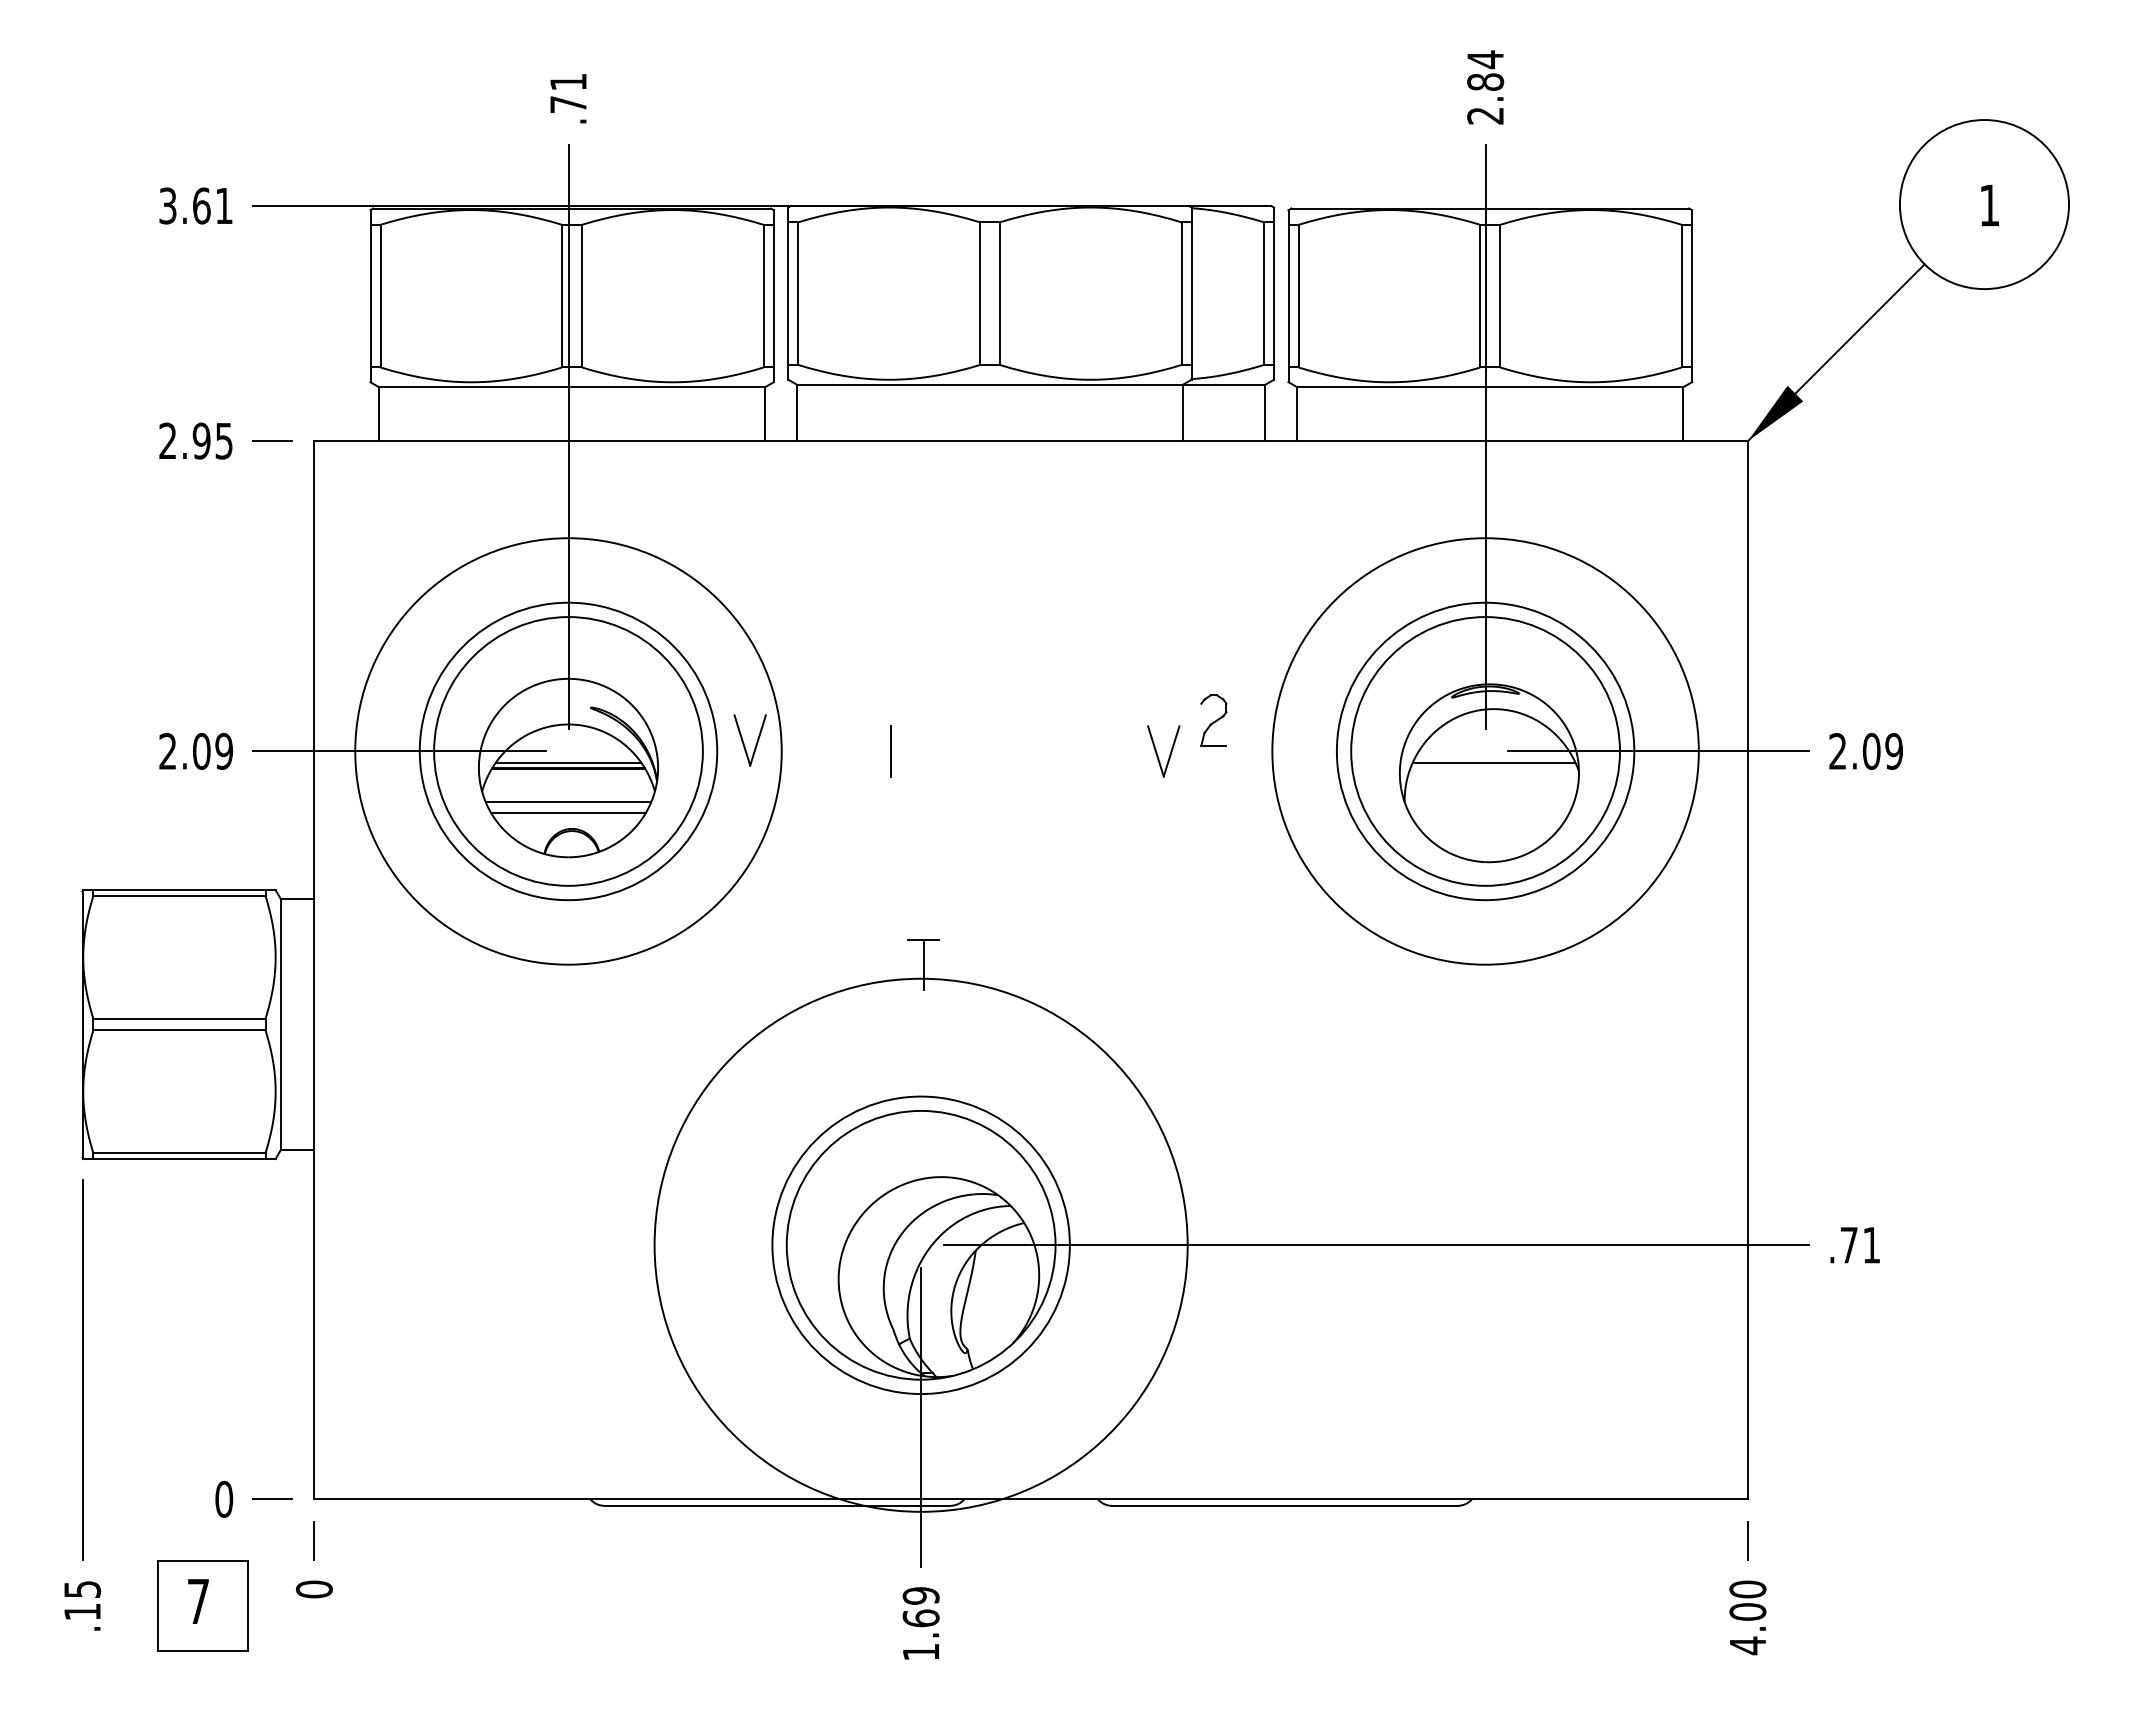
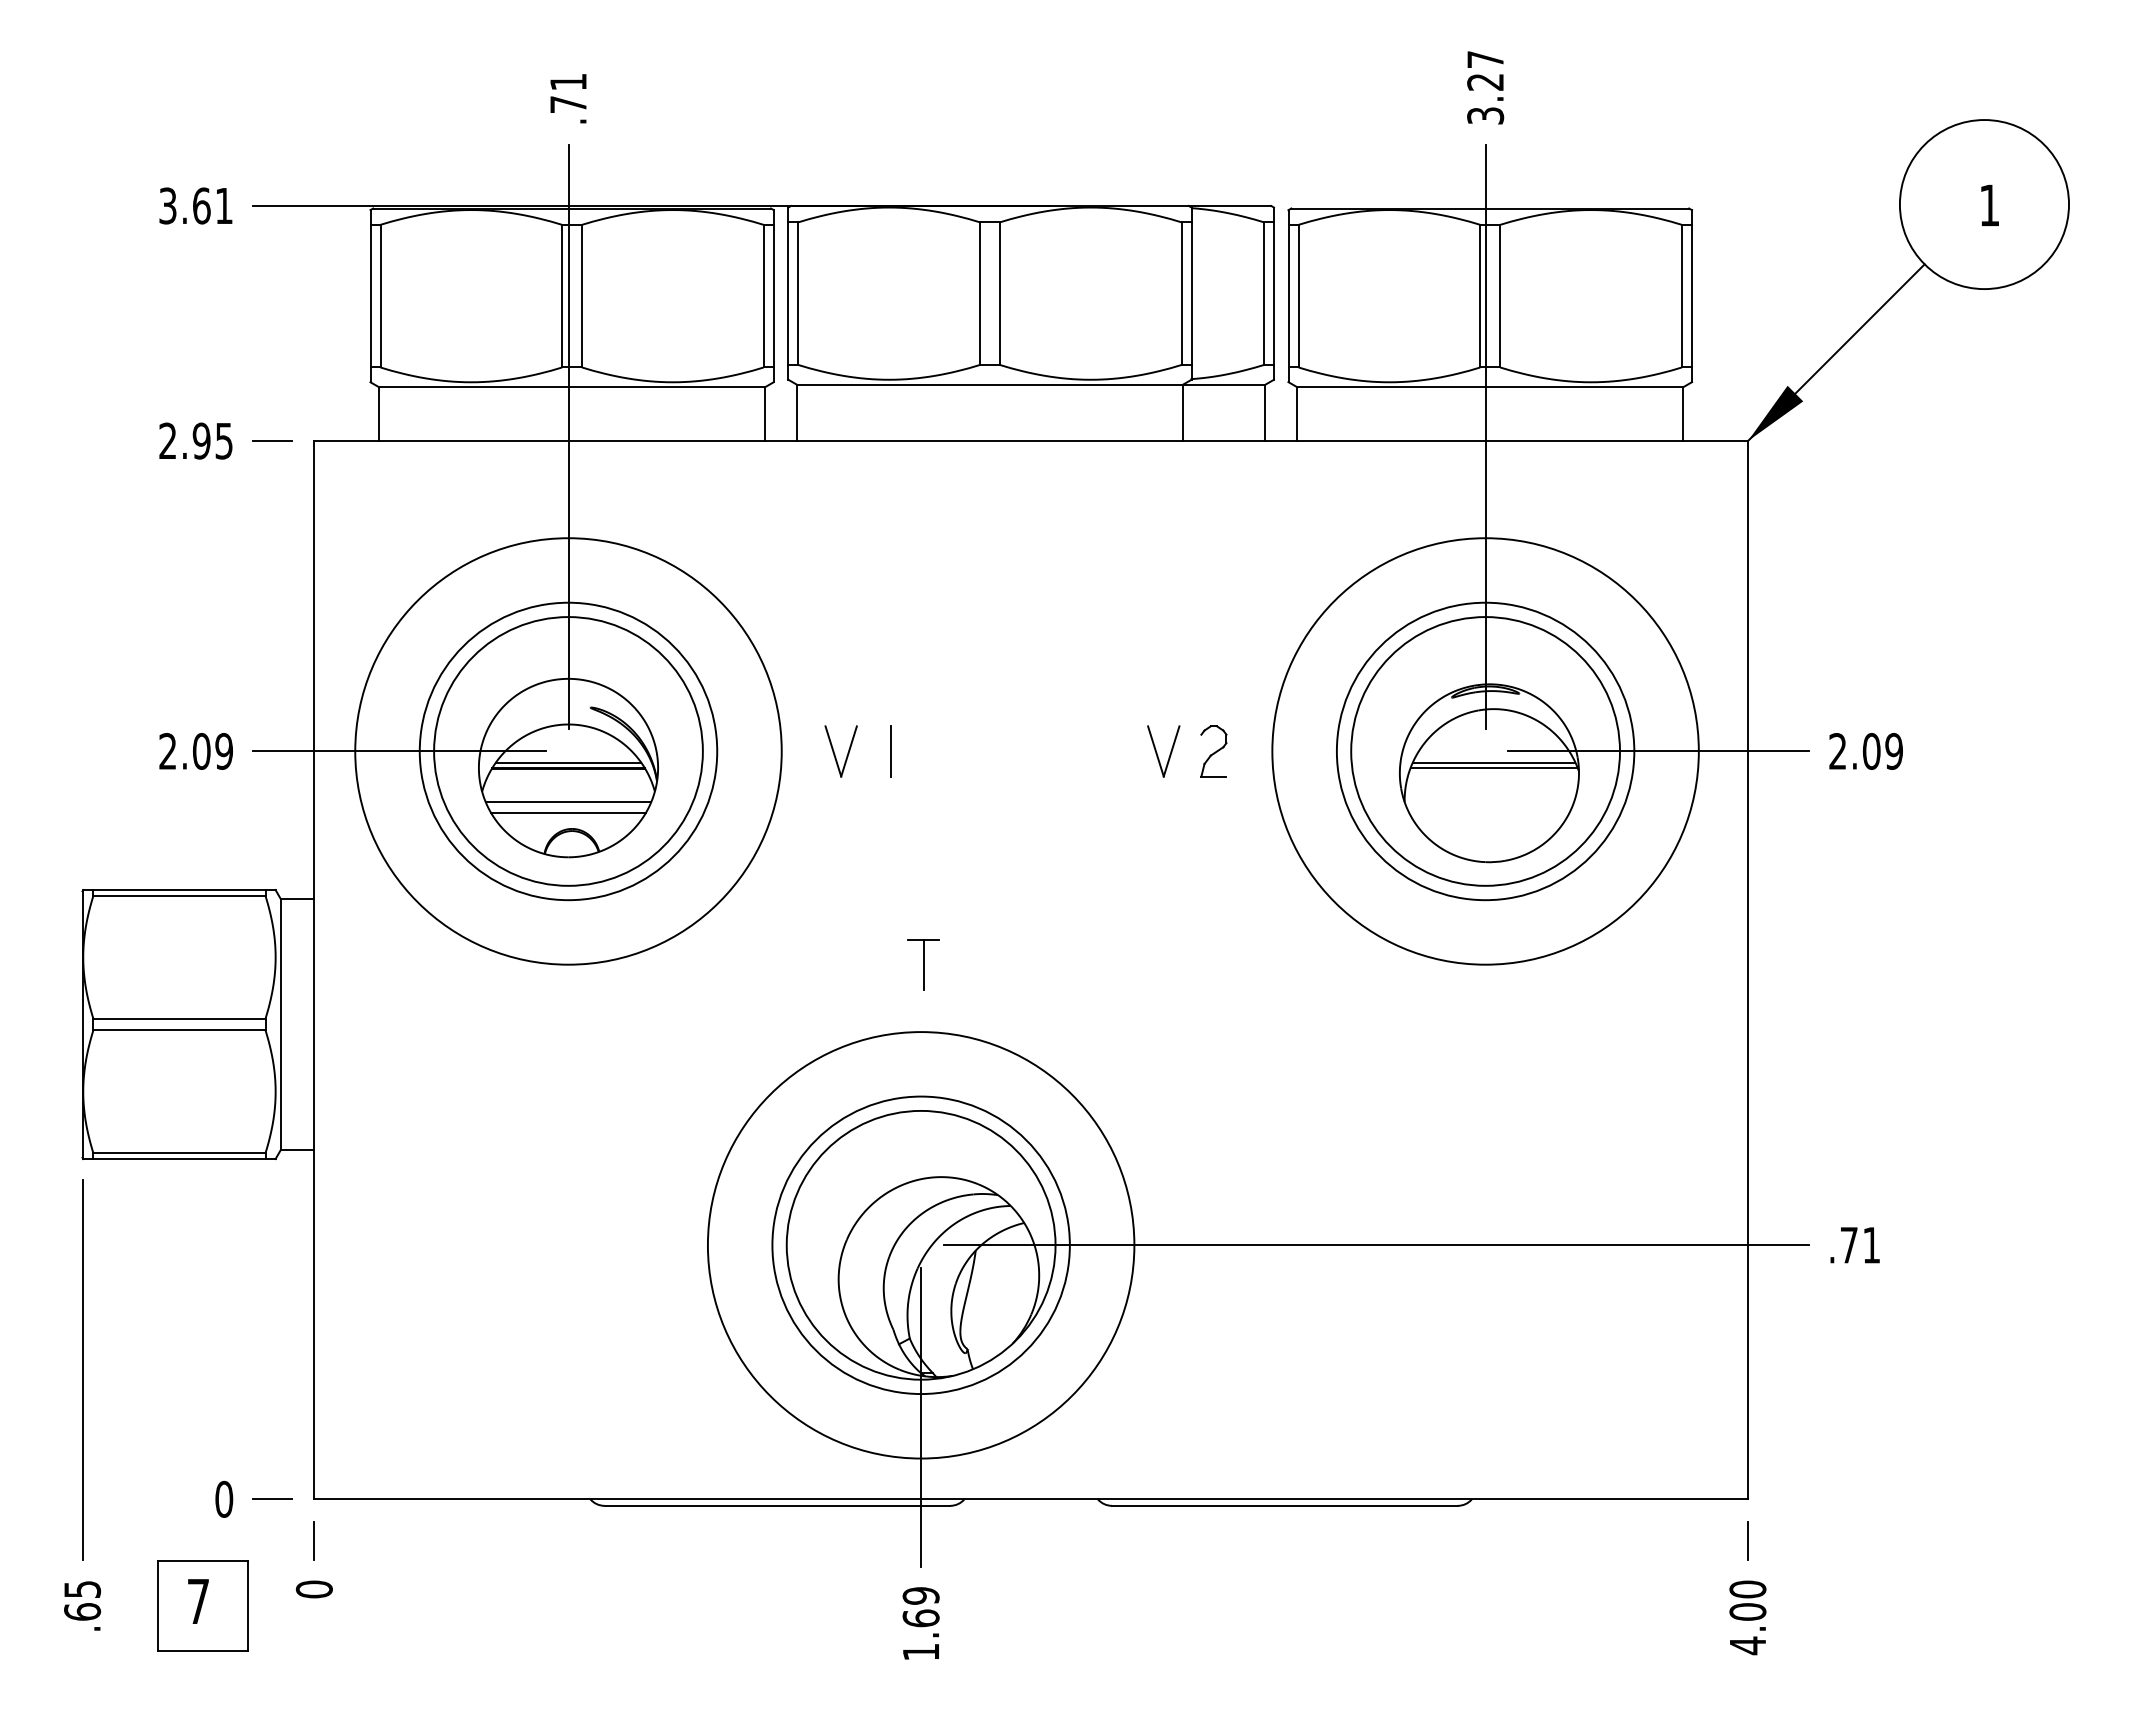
text: 2.84 -> 3.27 (1485, 87)
part position: (1213, 720) -> (1213, 751) (1213, 751)
part position: (749, 740) -> (840, 751) (840, 751)
line: none -> present (1493, 768)
circle diameter: 533 px -> 426 px (920, 1245)
text: .15 -> .65 (82, 1611)
